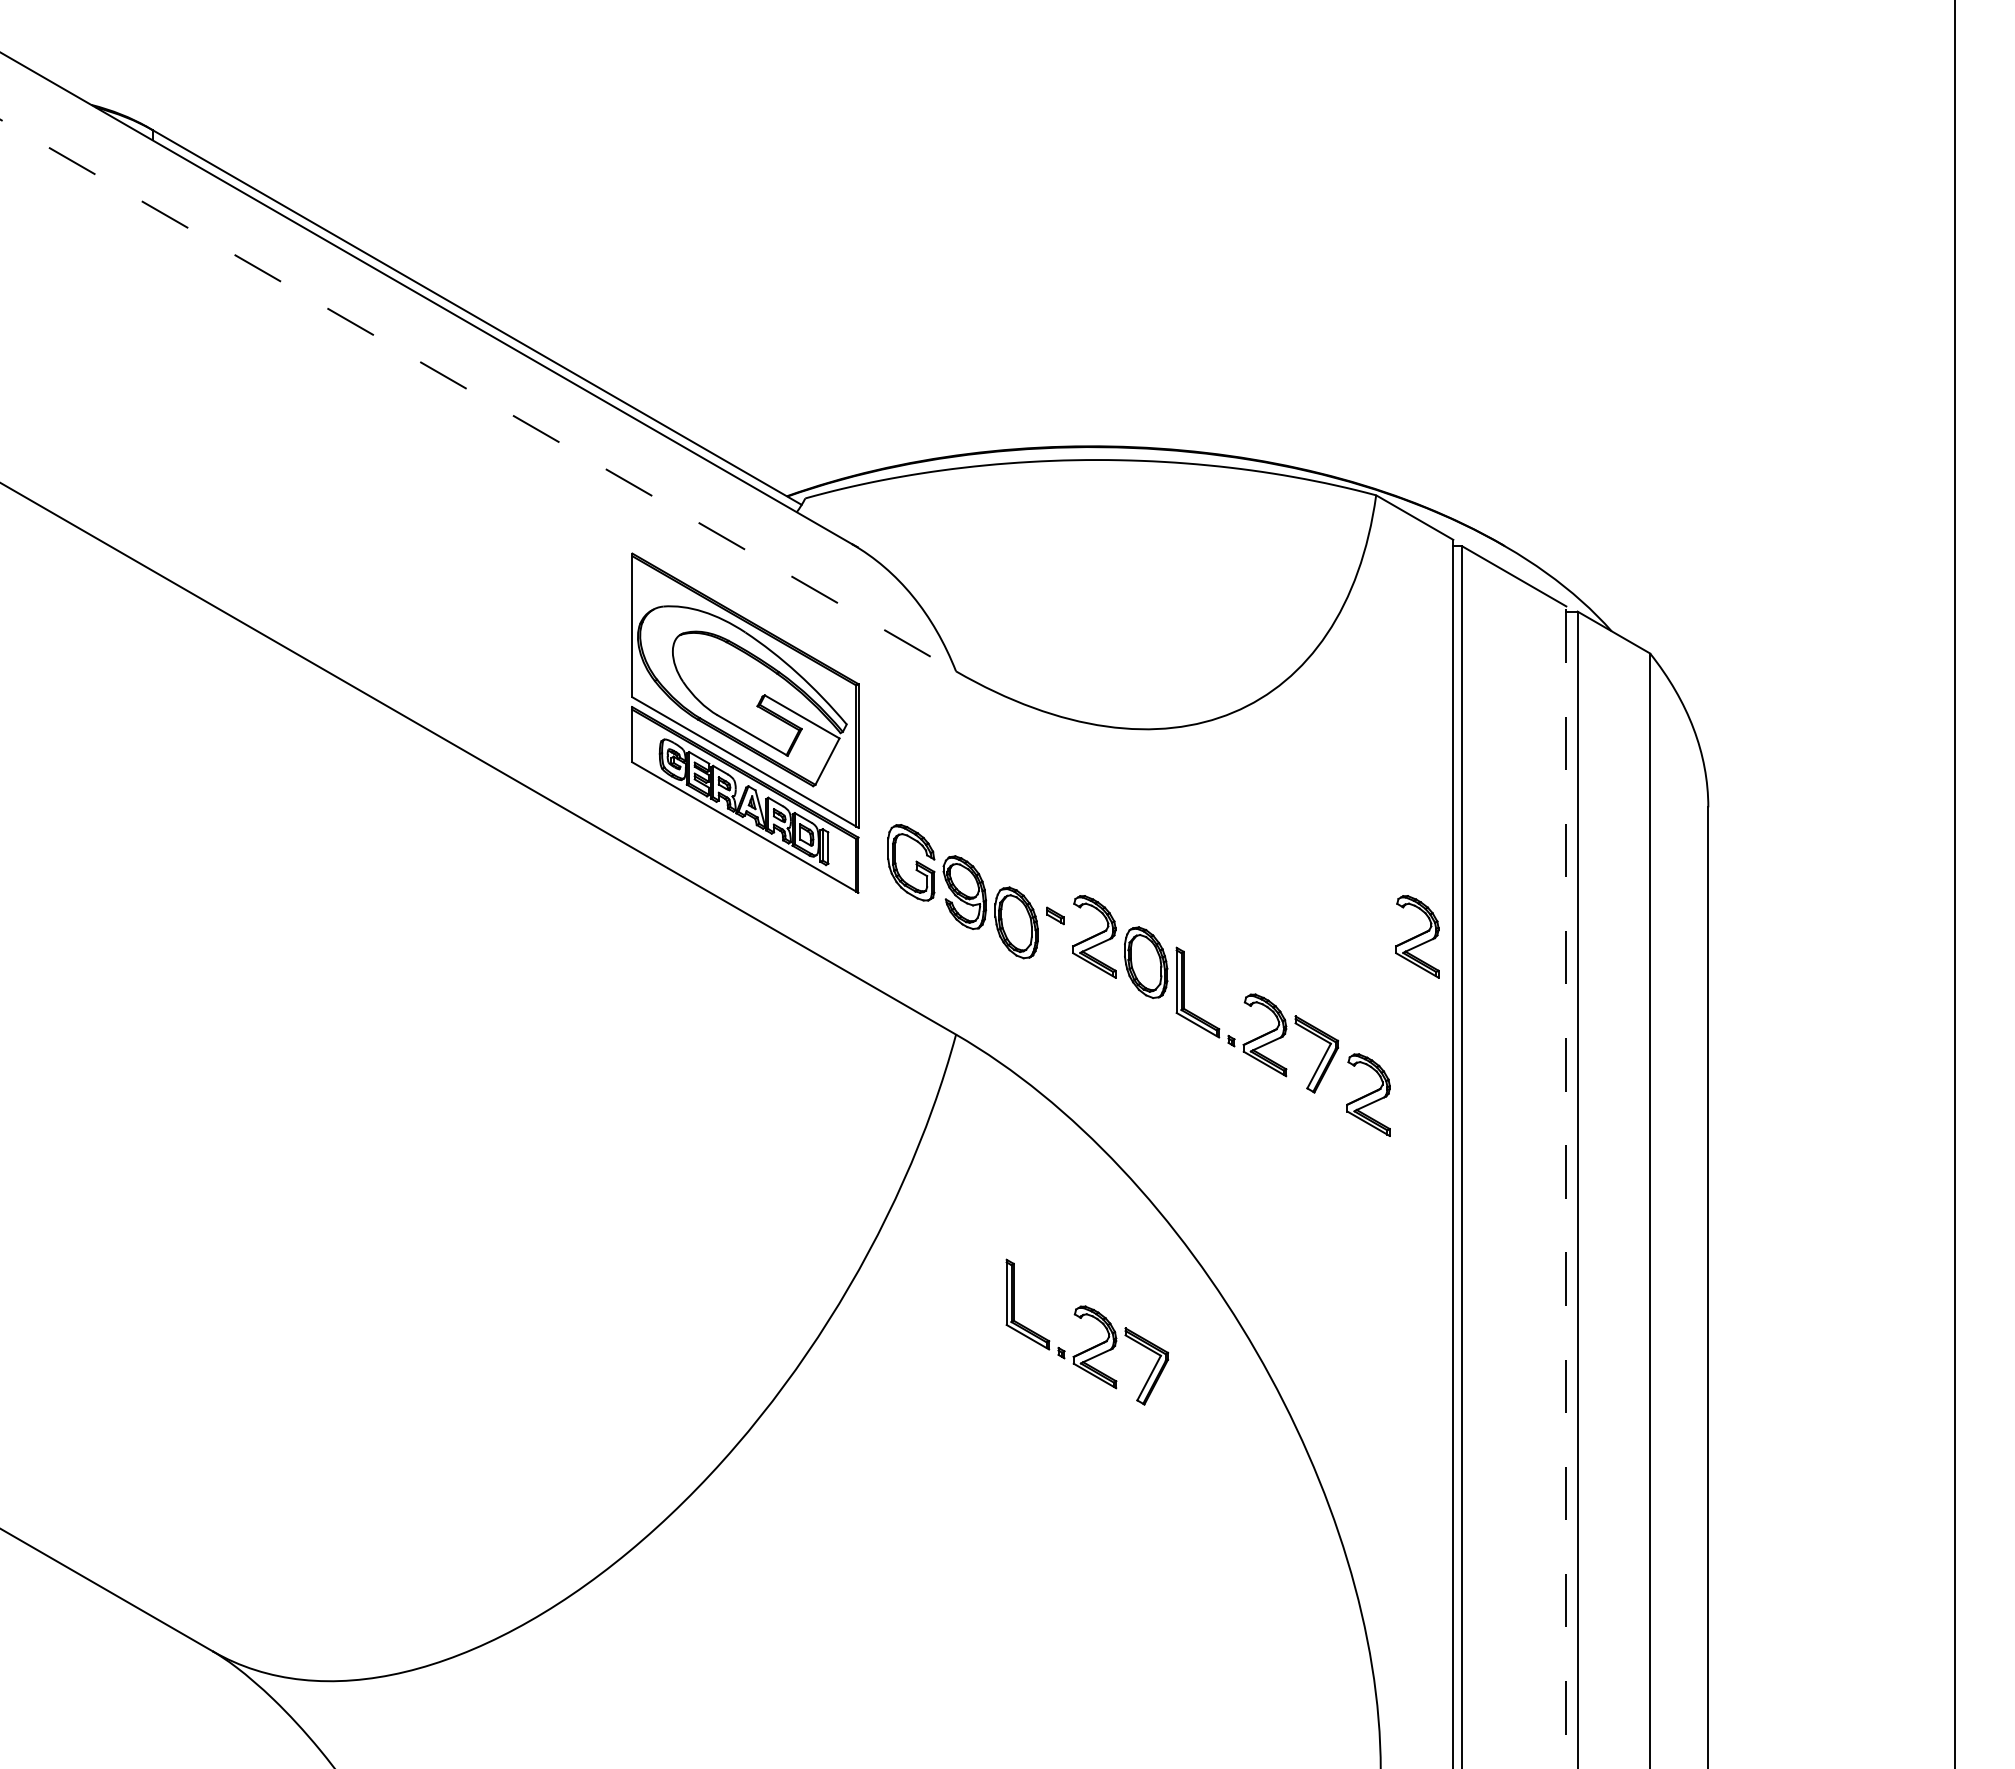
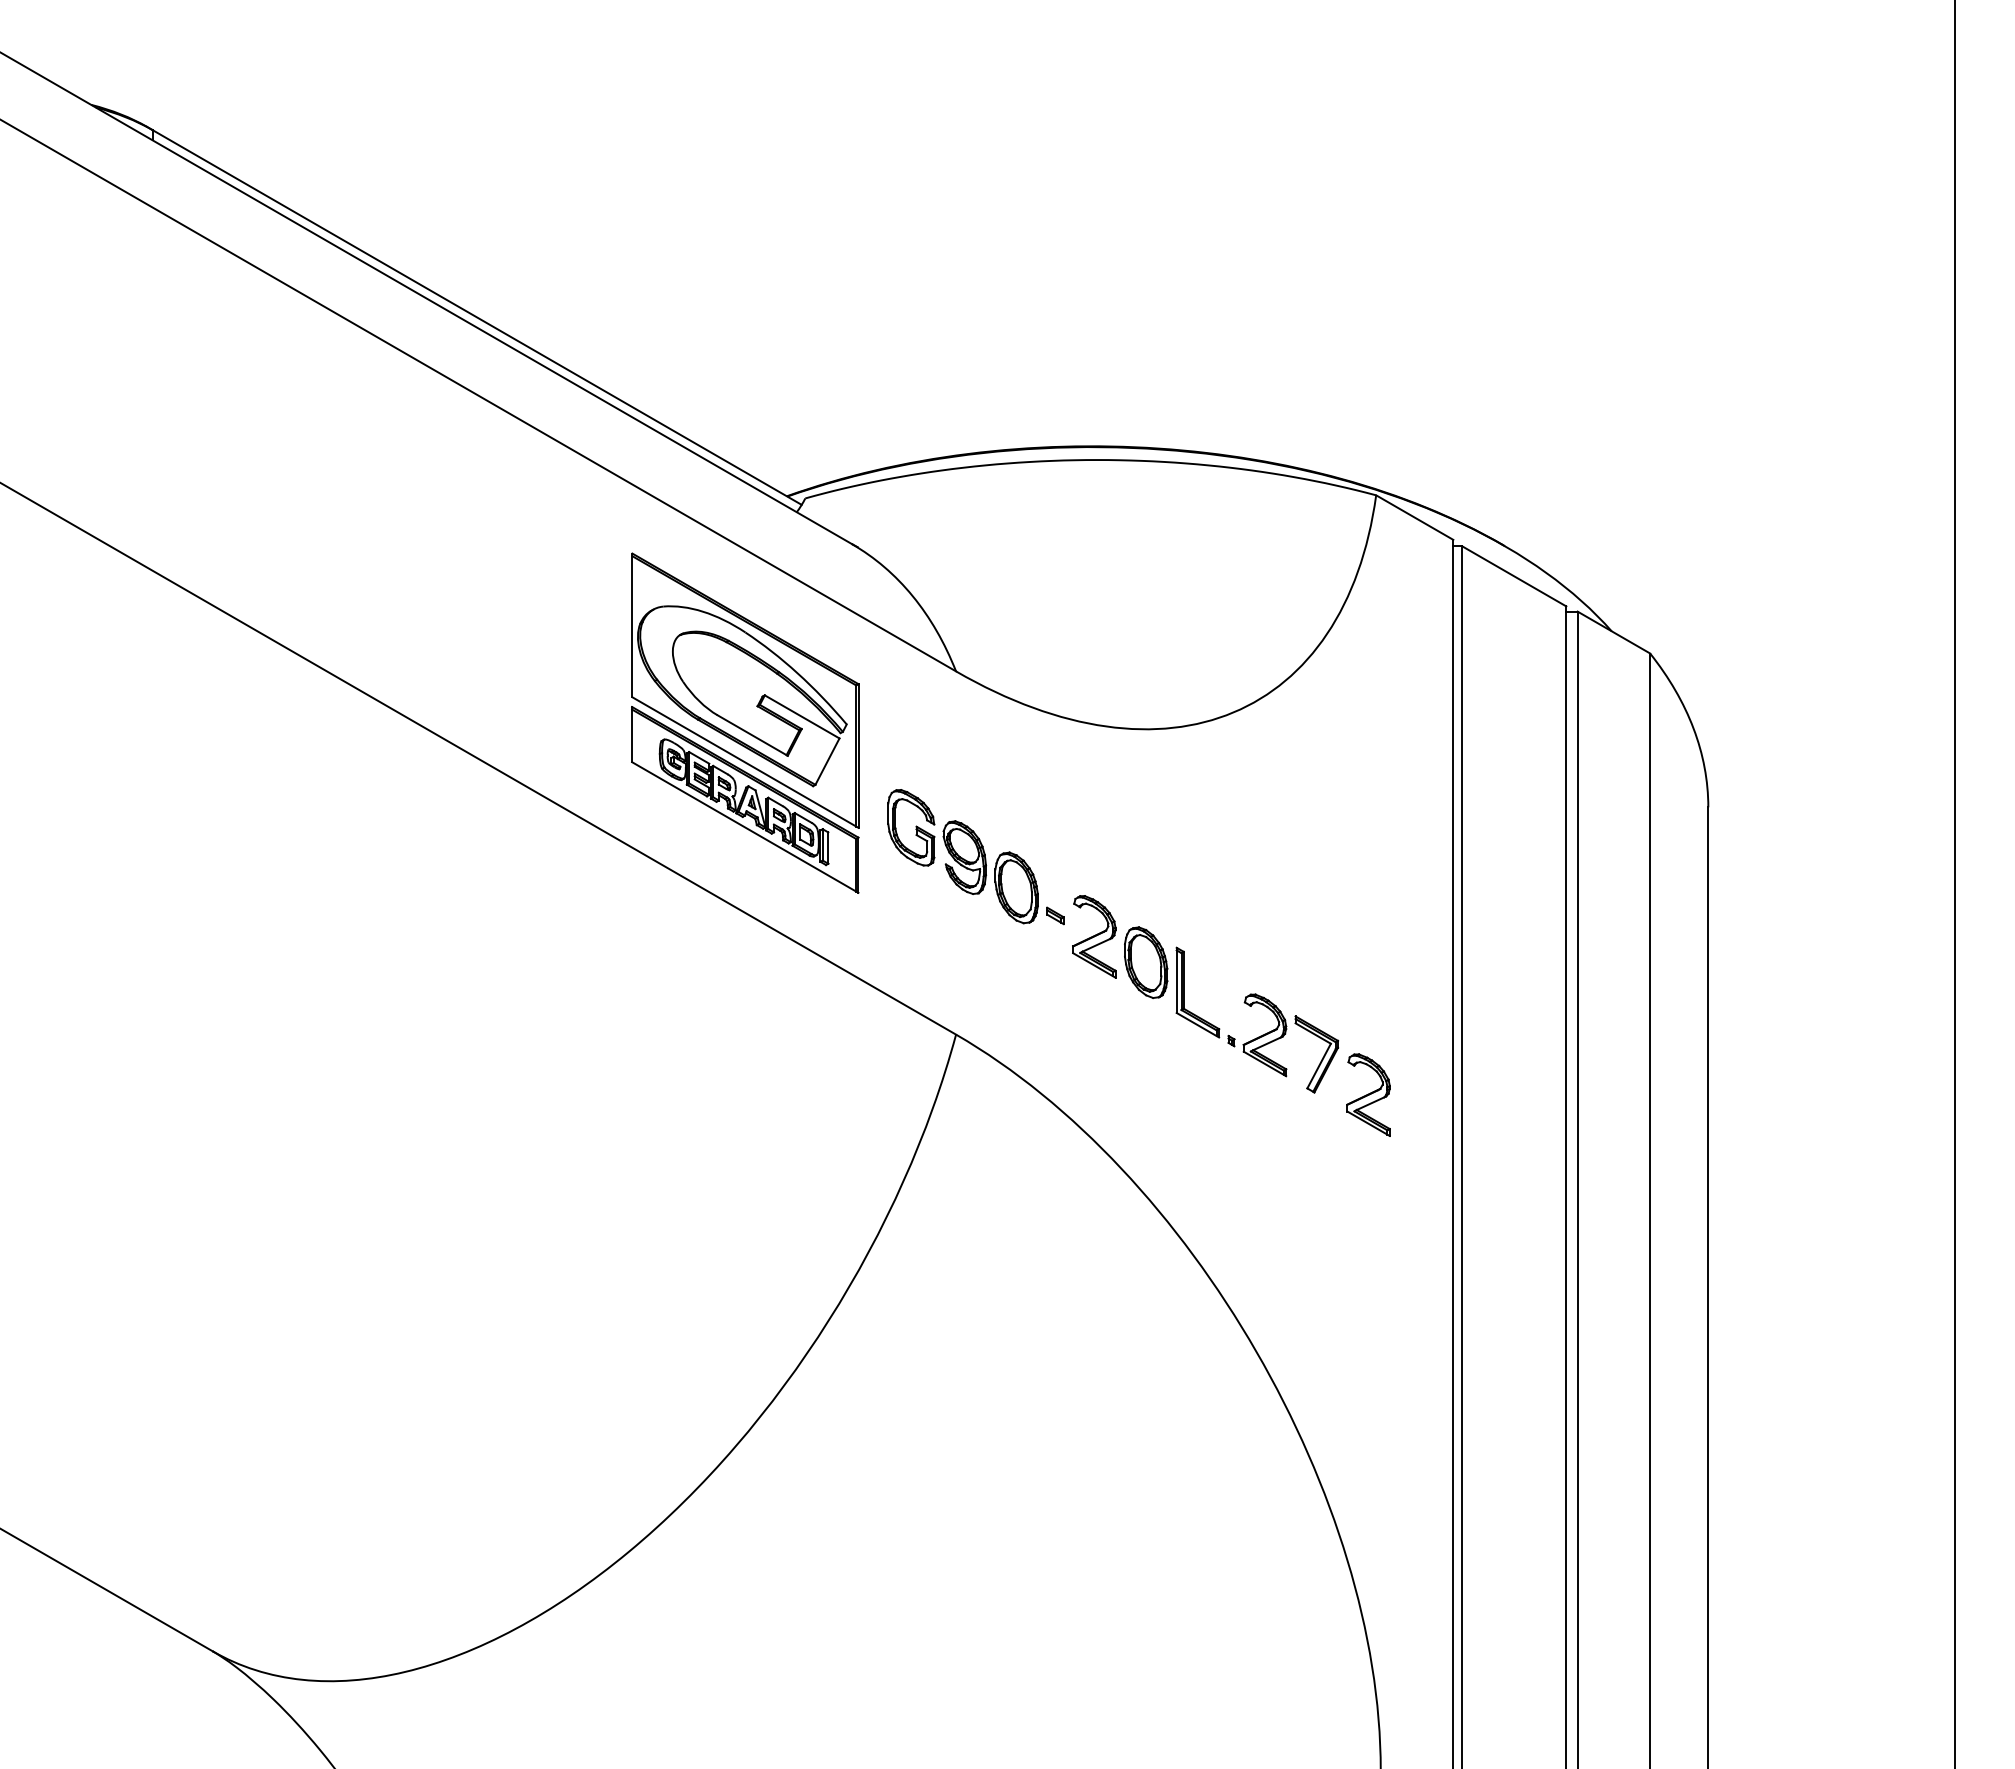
line: dashed -> solid (478, 395)
part position: (962, 891) -> (962, 856) (962, 856)
part: present -> none (1417, 936)
line: dashed -> solid (1566, 1187)
part: present -> none (1081, 1318)
